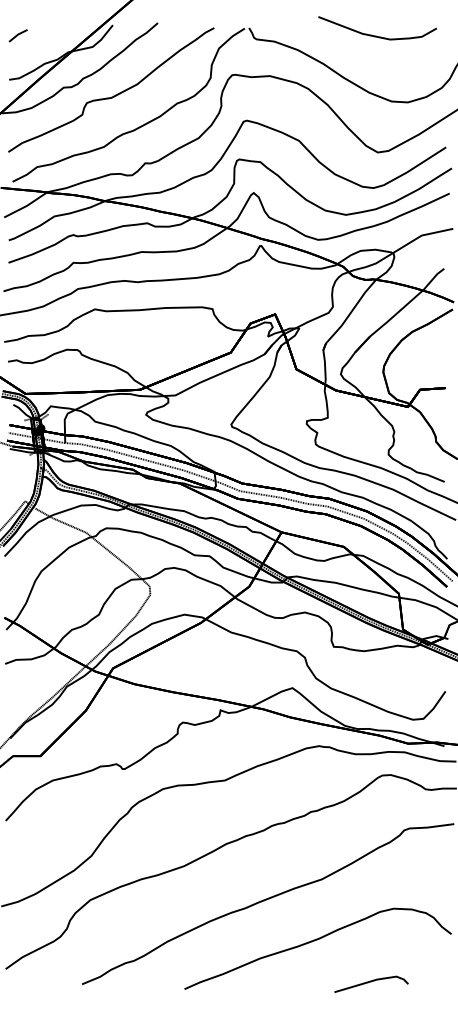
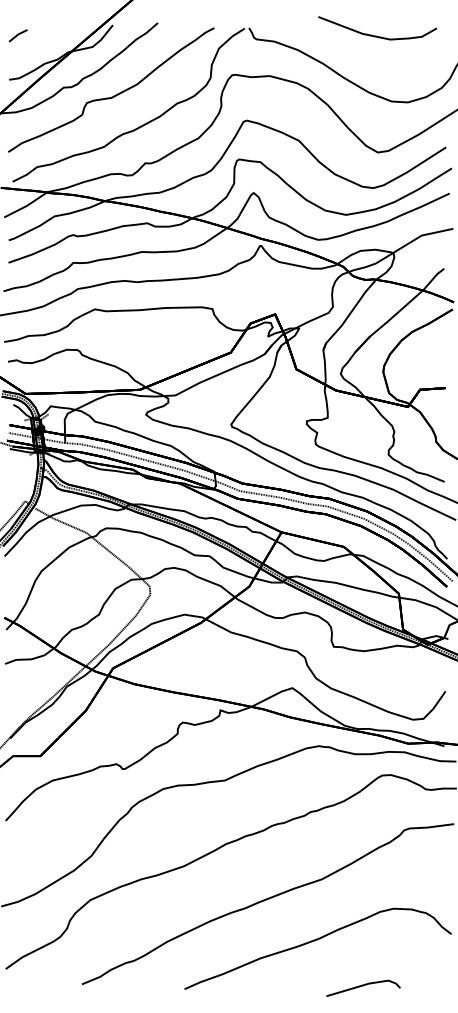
part position: (371, 983) -> (363, 987) (363, 987)
